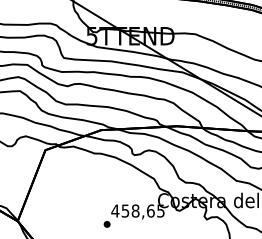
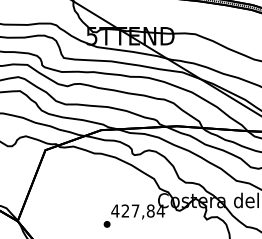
text: 458,65 -> 427,84 (143, 210)
